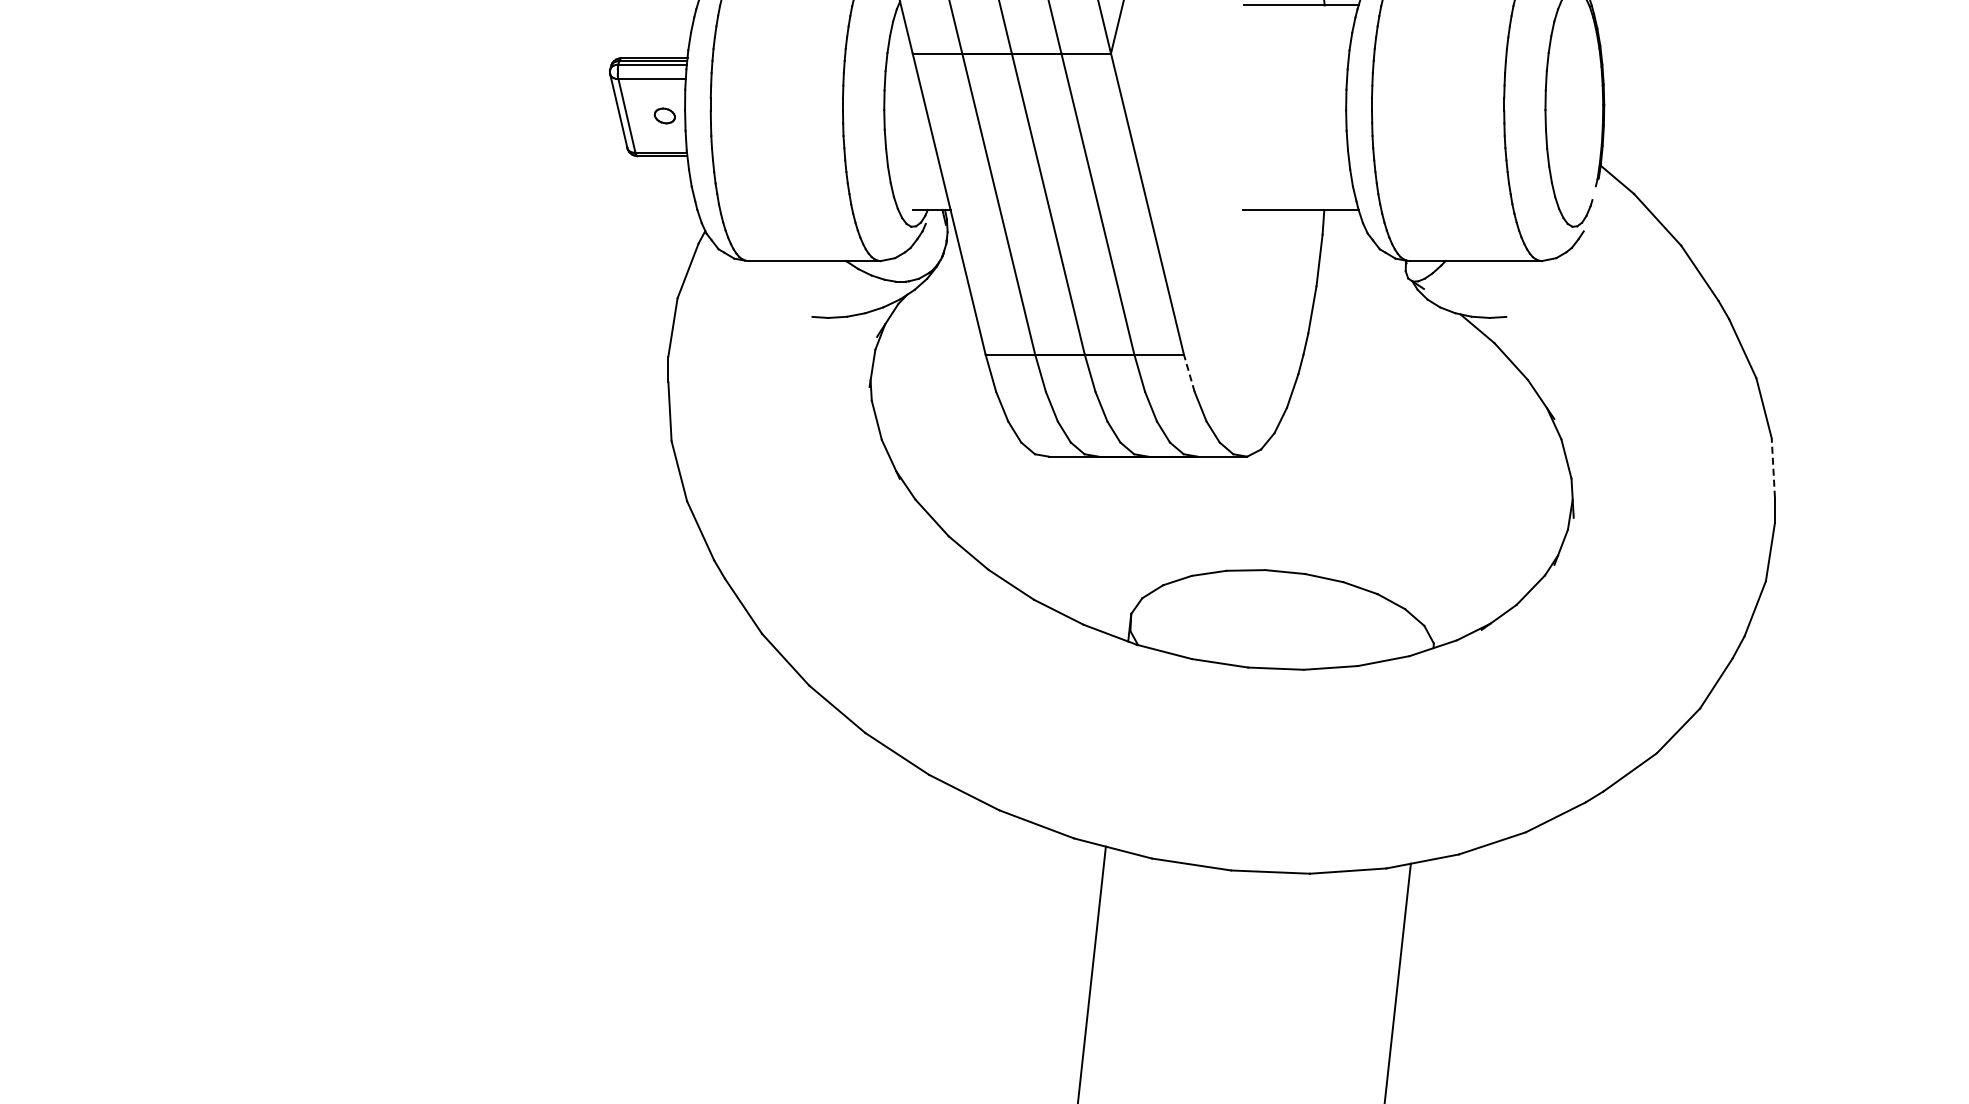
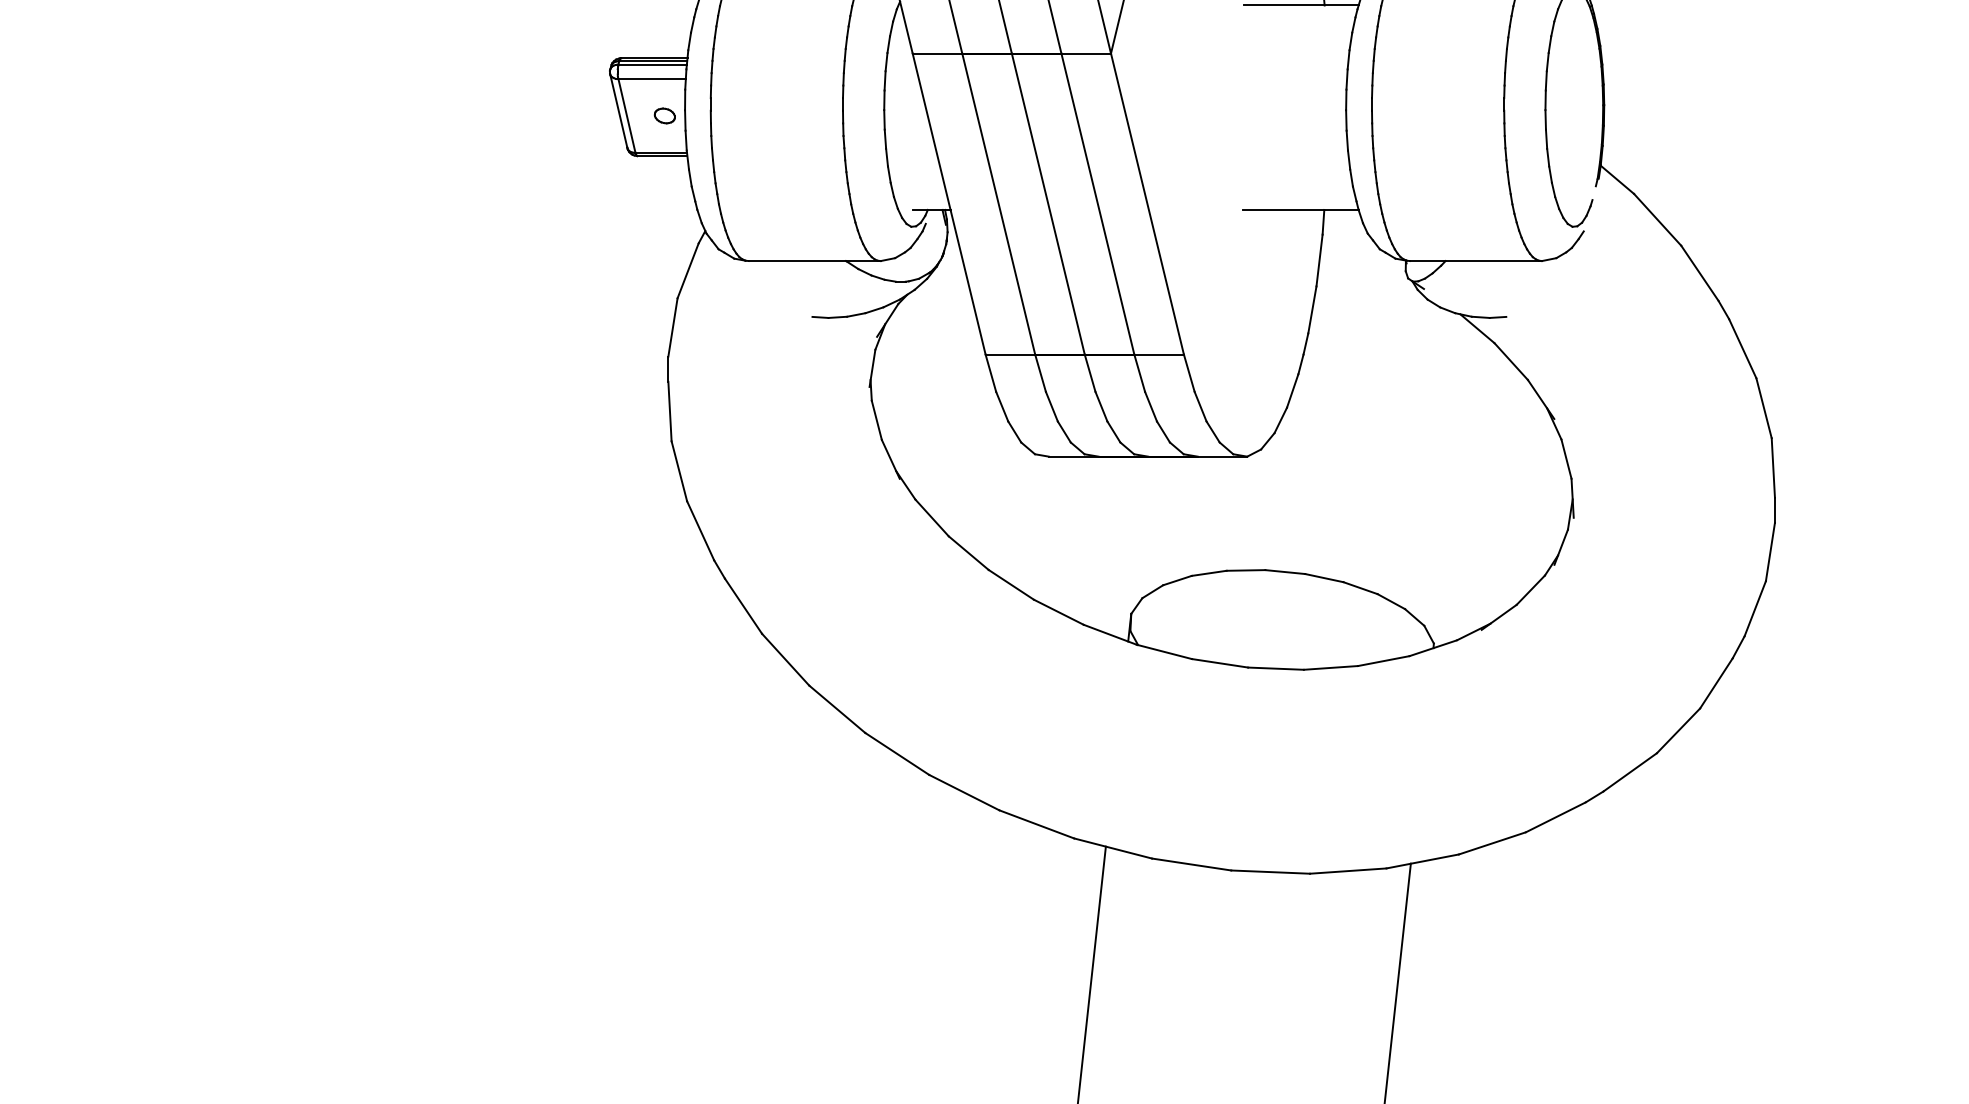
line: dashed -> solid (1189, 372)
line: dashed -> solid (1773, 467)
